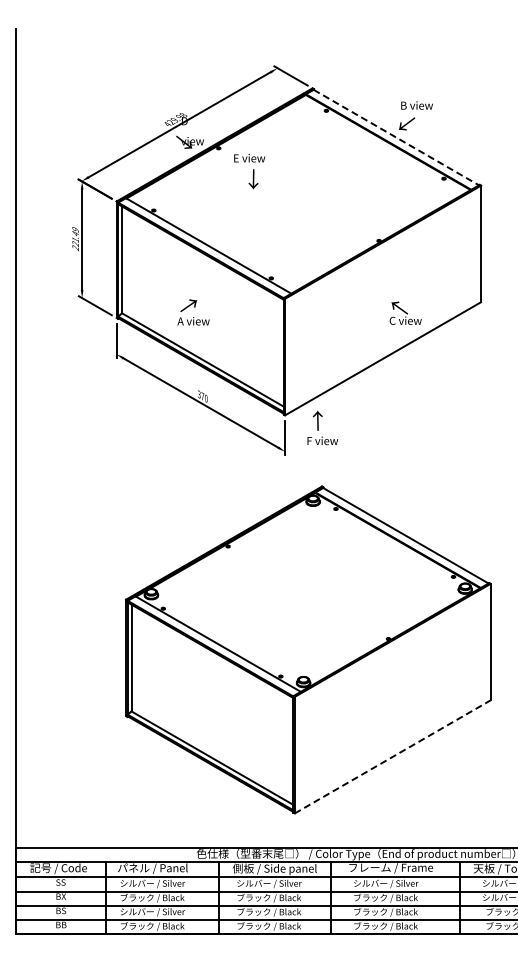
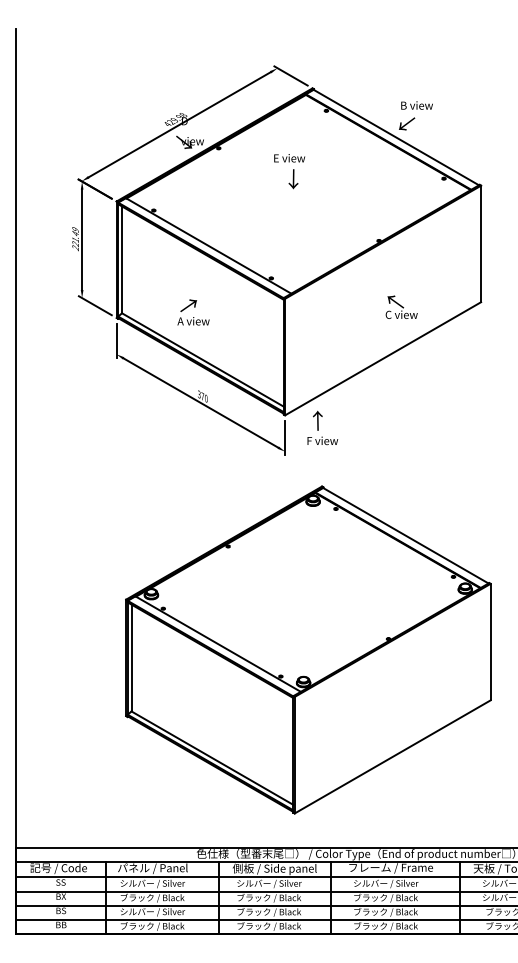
line: dashed -> solid (396, 137)
text position: (249, 171) -> (289, 171) (289, 171)
text position: (405, 312) -> (401, 306) (401, 306)
line: dashed -> solid (393, 756)
